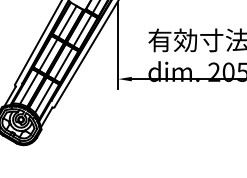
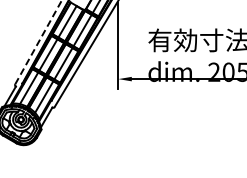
line: solid -> dashed (38, 42)
